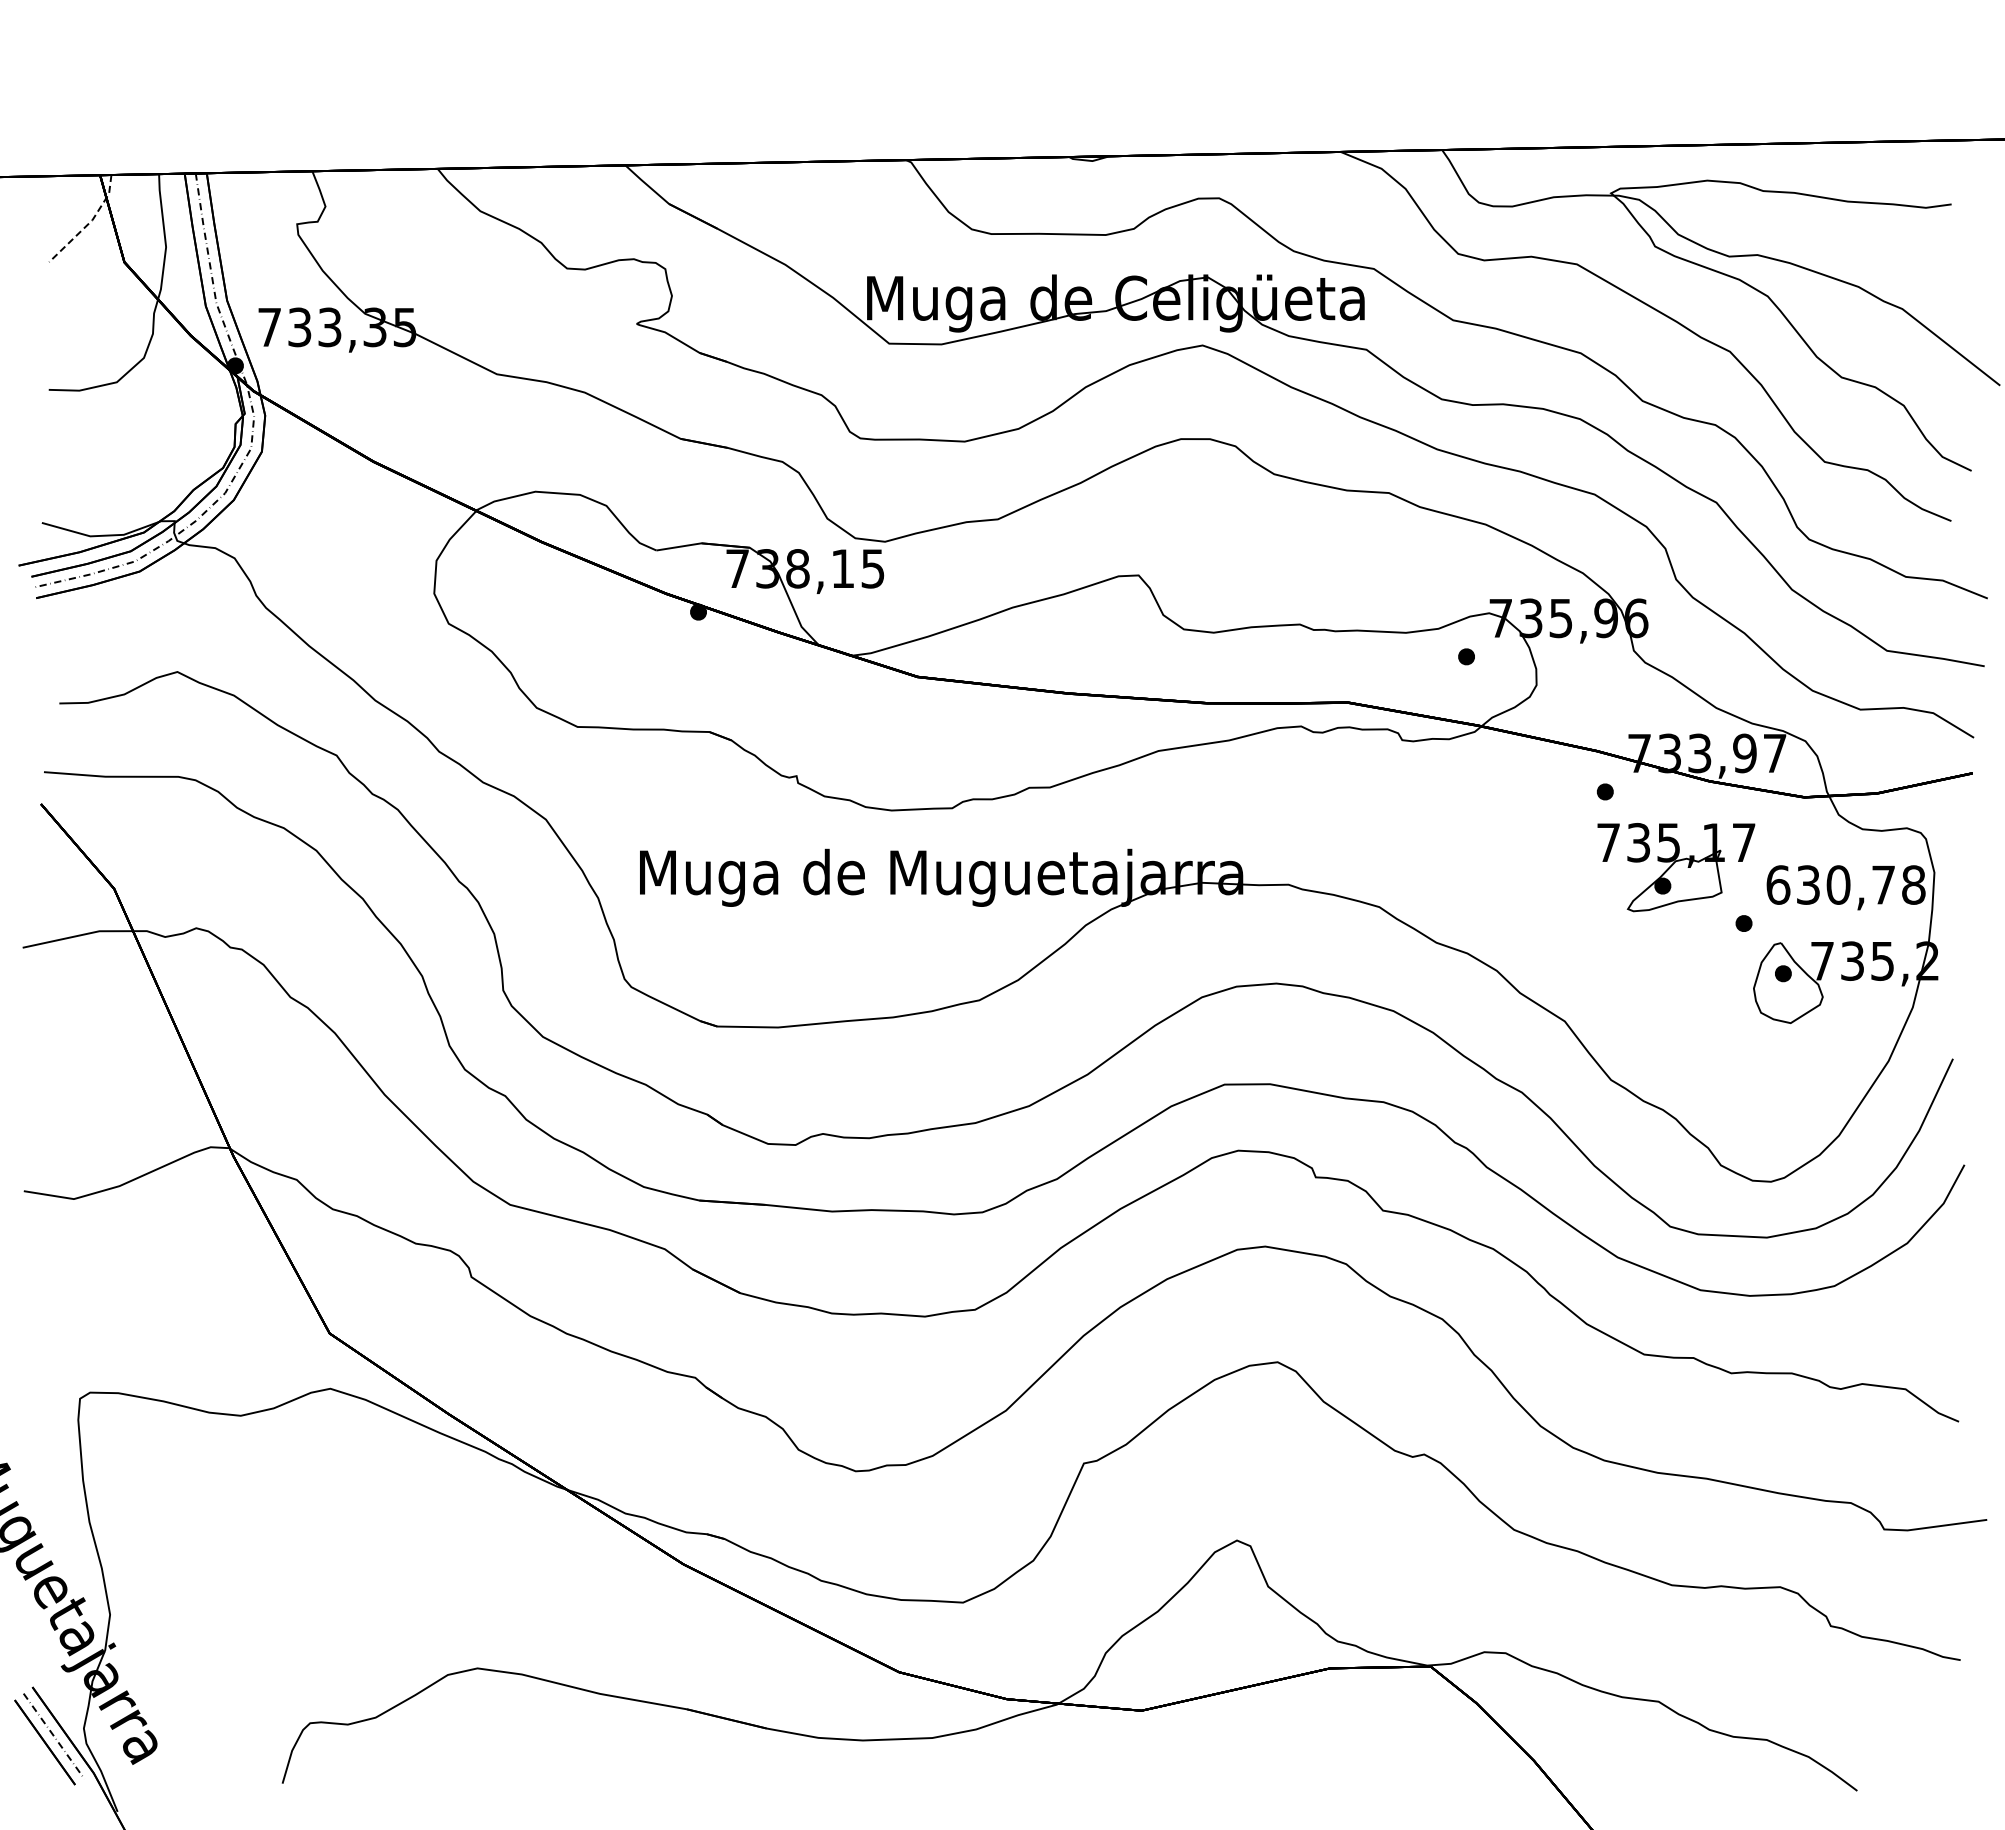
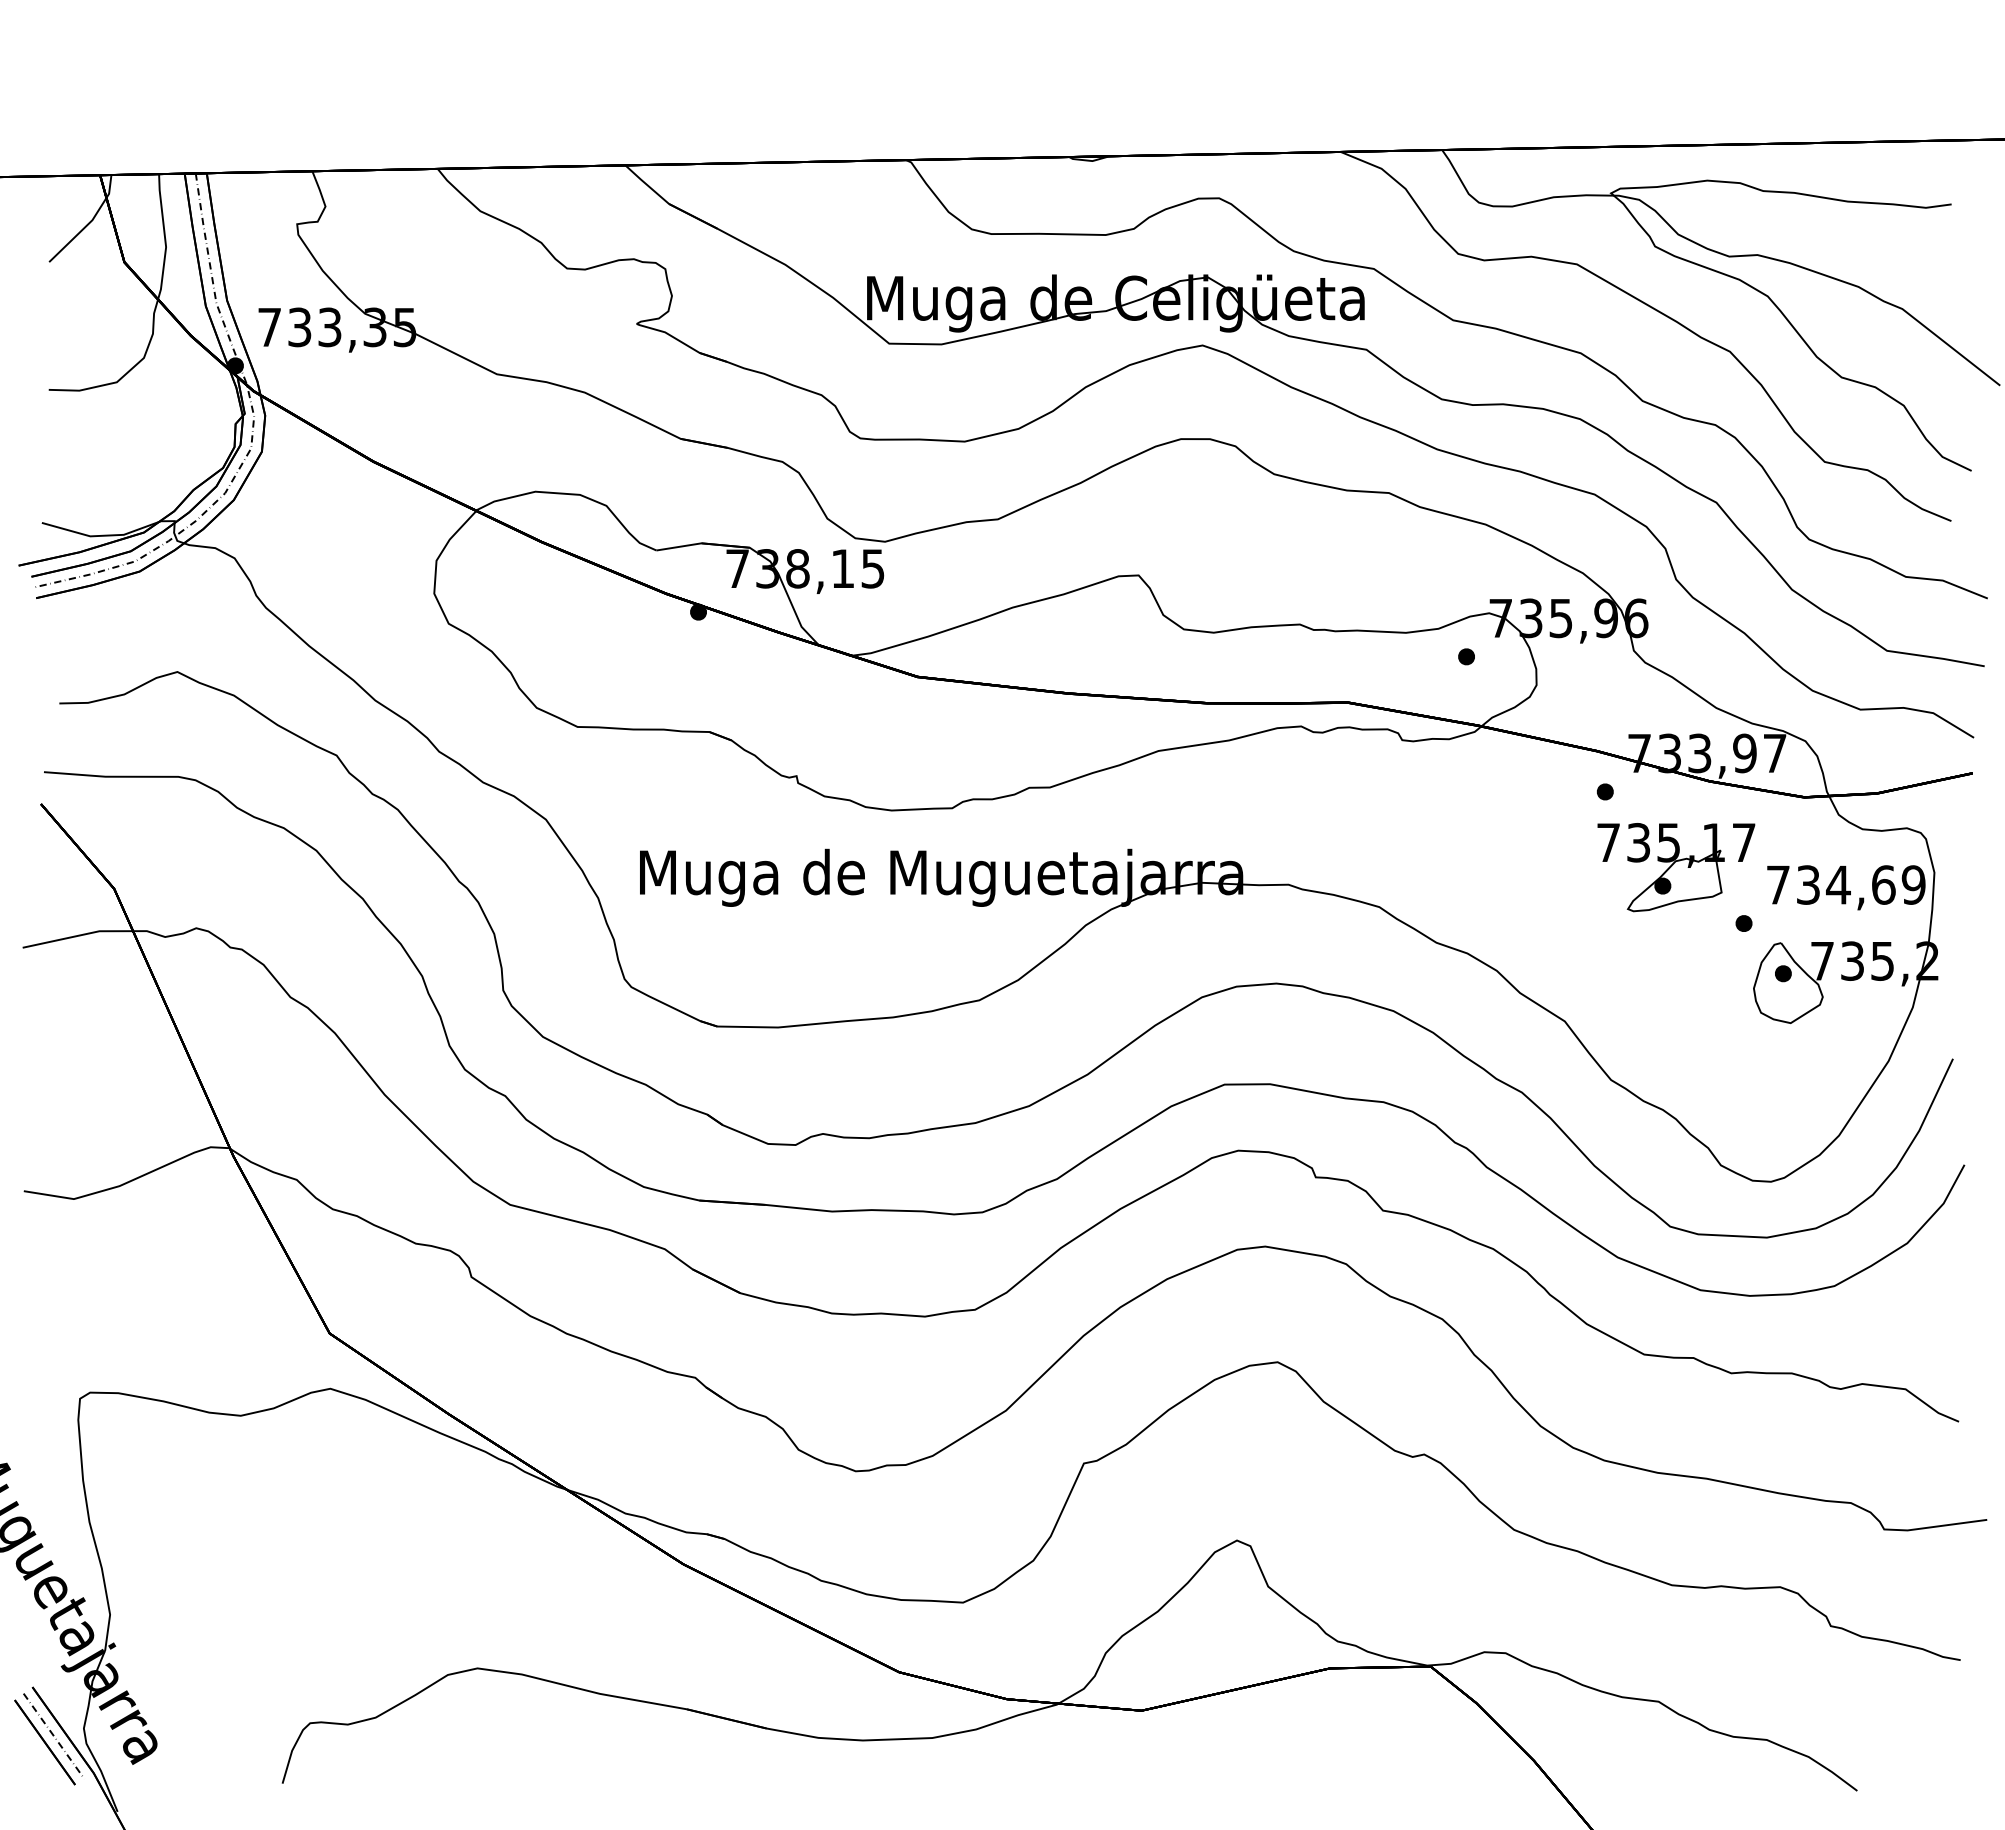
line: dashed -> solid (89, 222)
text: 630,78 -> 734,69 (1845, 884)
